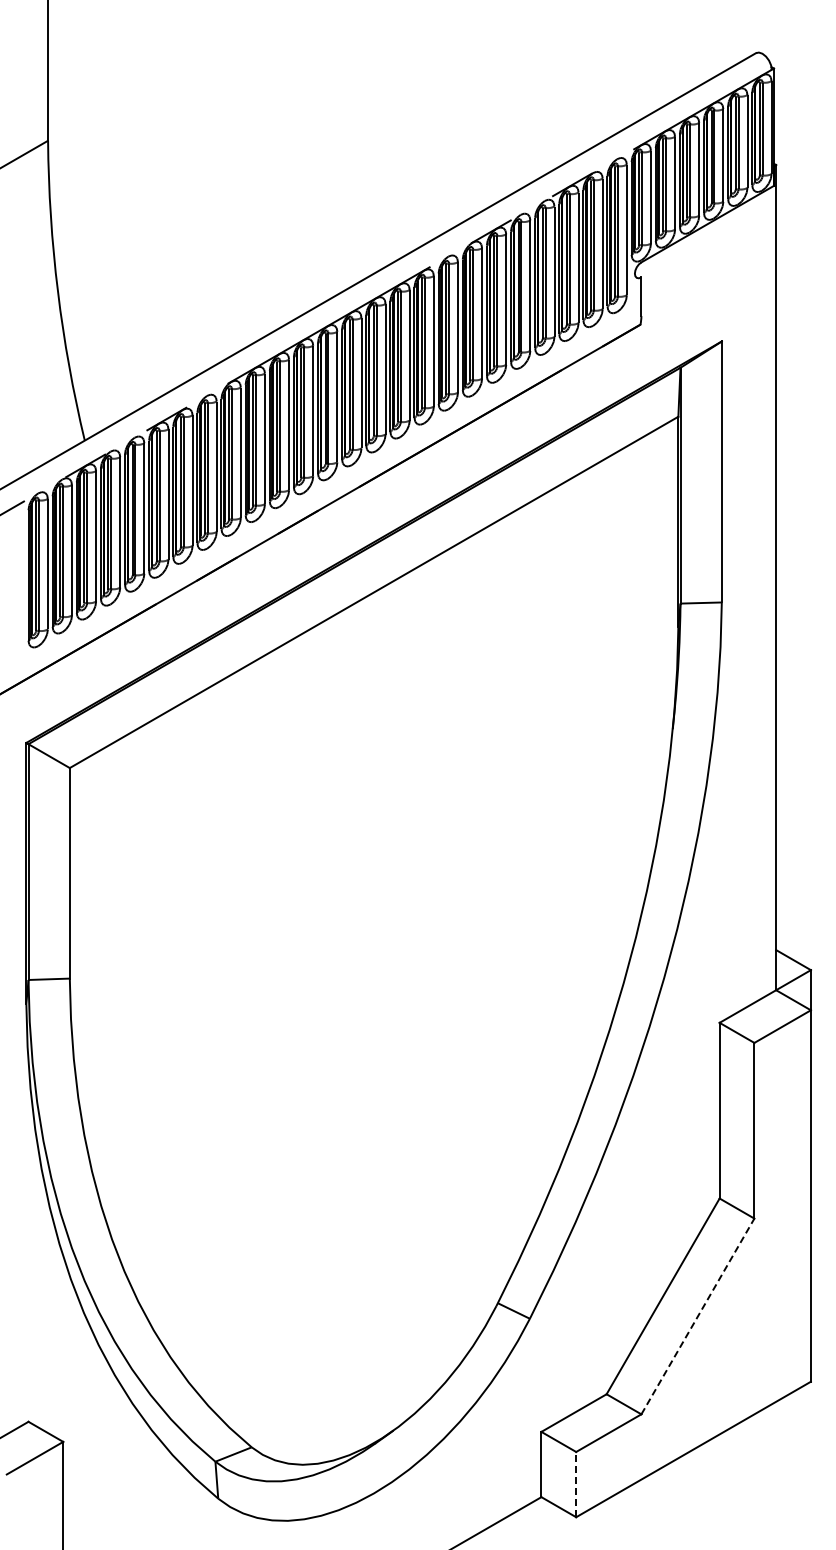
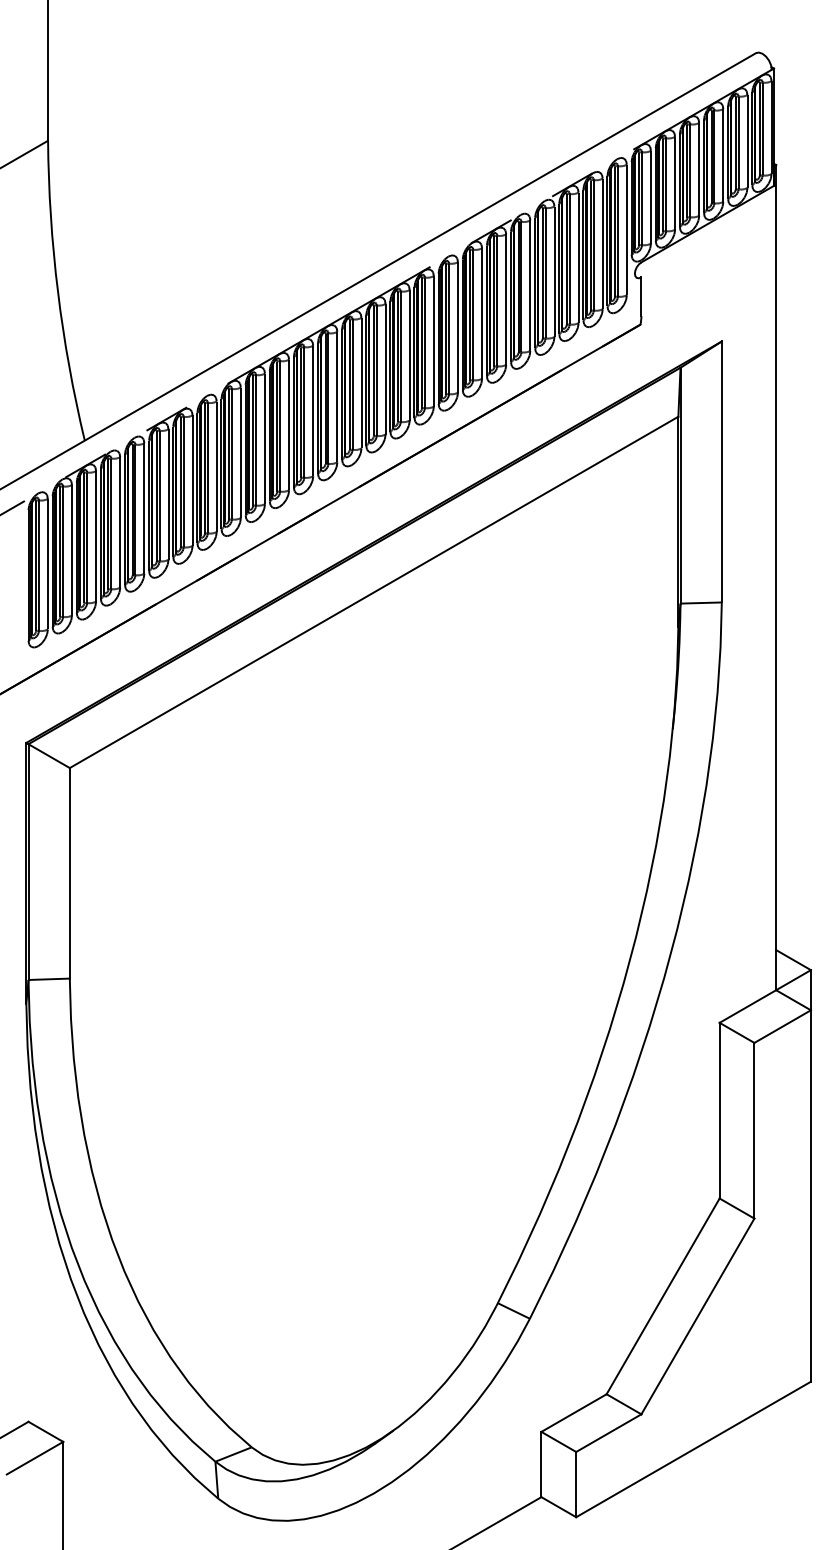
line: dashed -> solid (698, 1316)
line: dashed -> solid (576, 1484)
